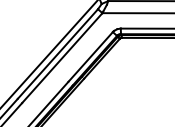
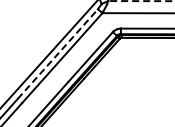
line: solid -> dashed (141, 1)
line: solid -> dashed (58, 53)
